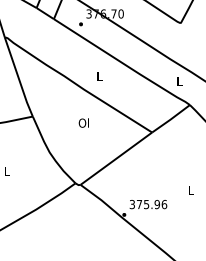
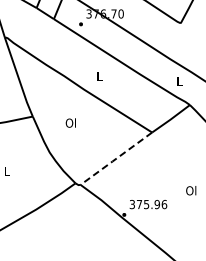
text position: (83, 122) -> (70, 122) (70, 122)
line: solid -> dashed (115, 159)
text: L -> Ol (191, 190)
